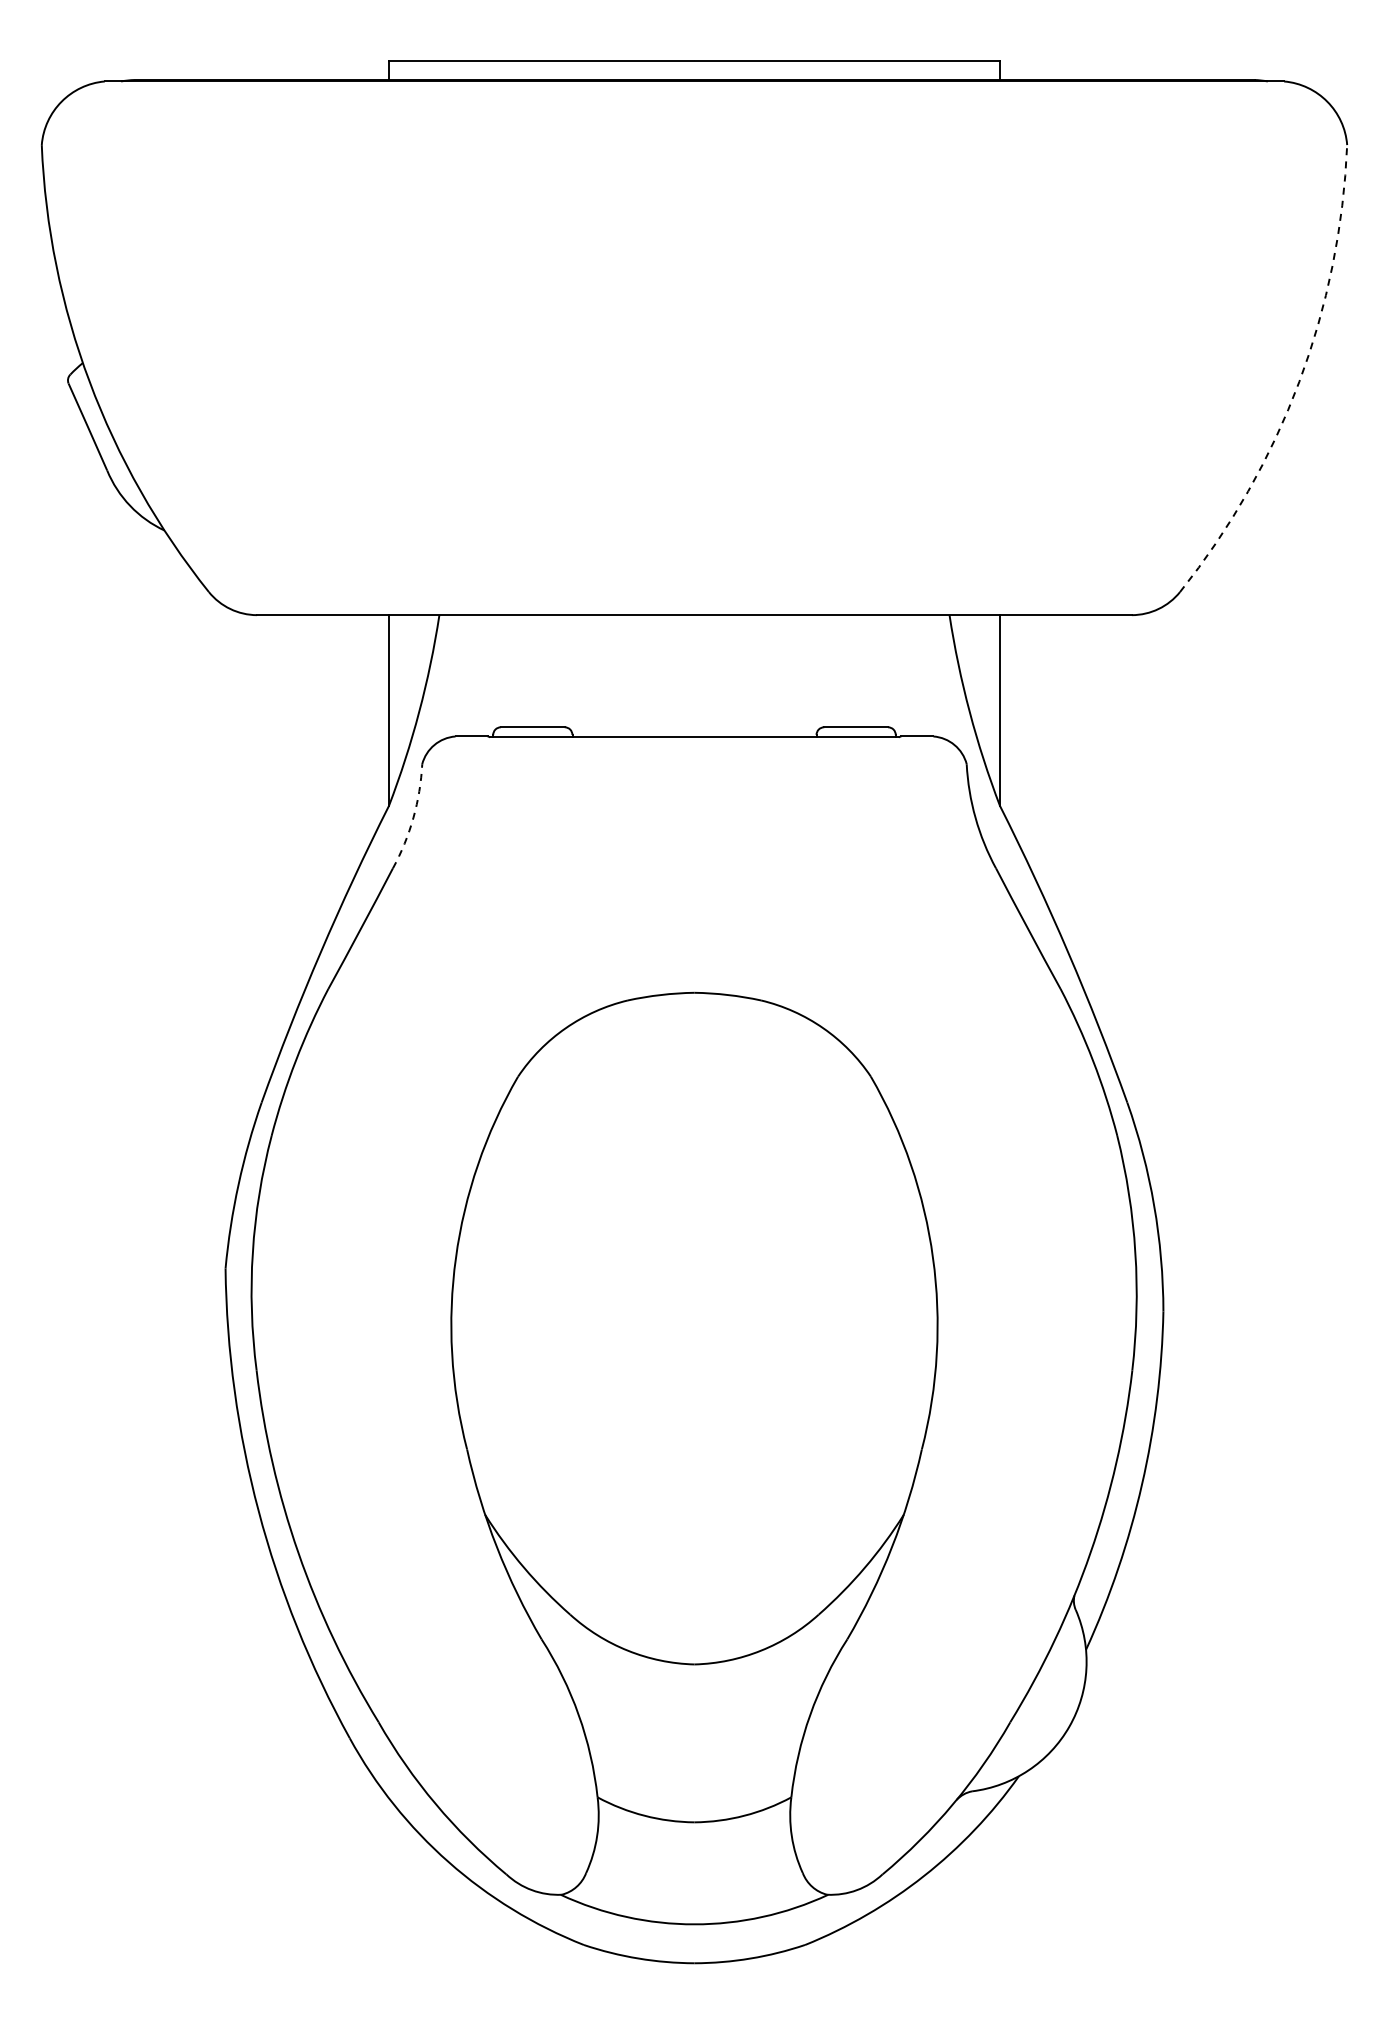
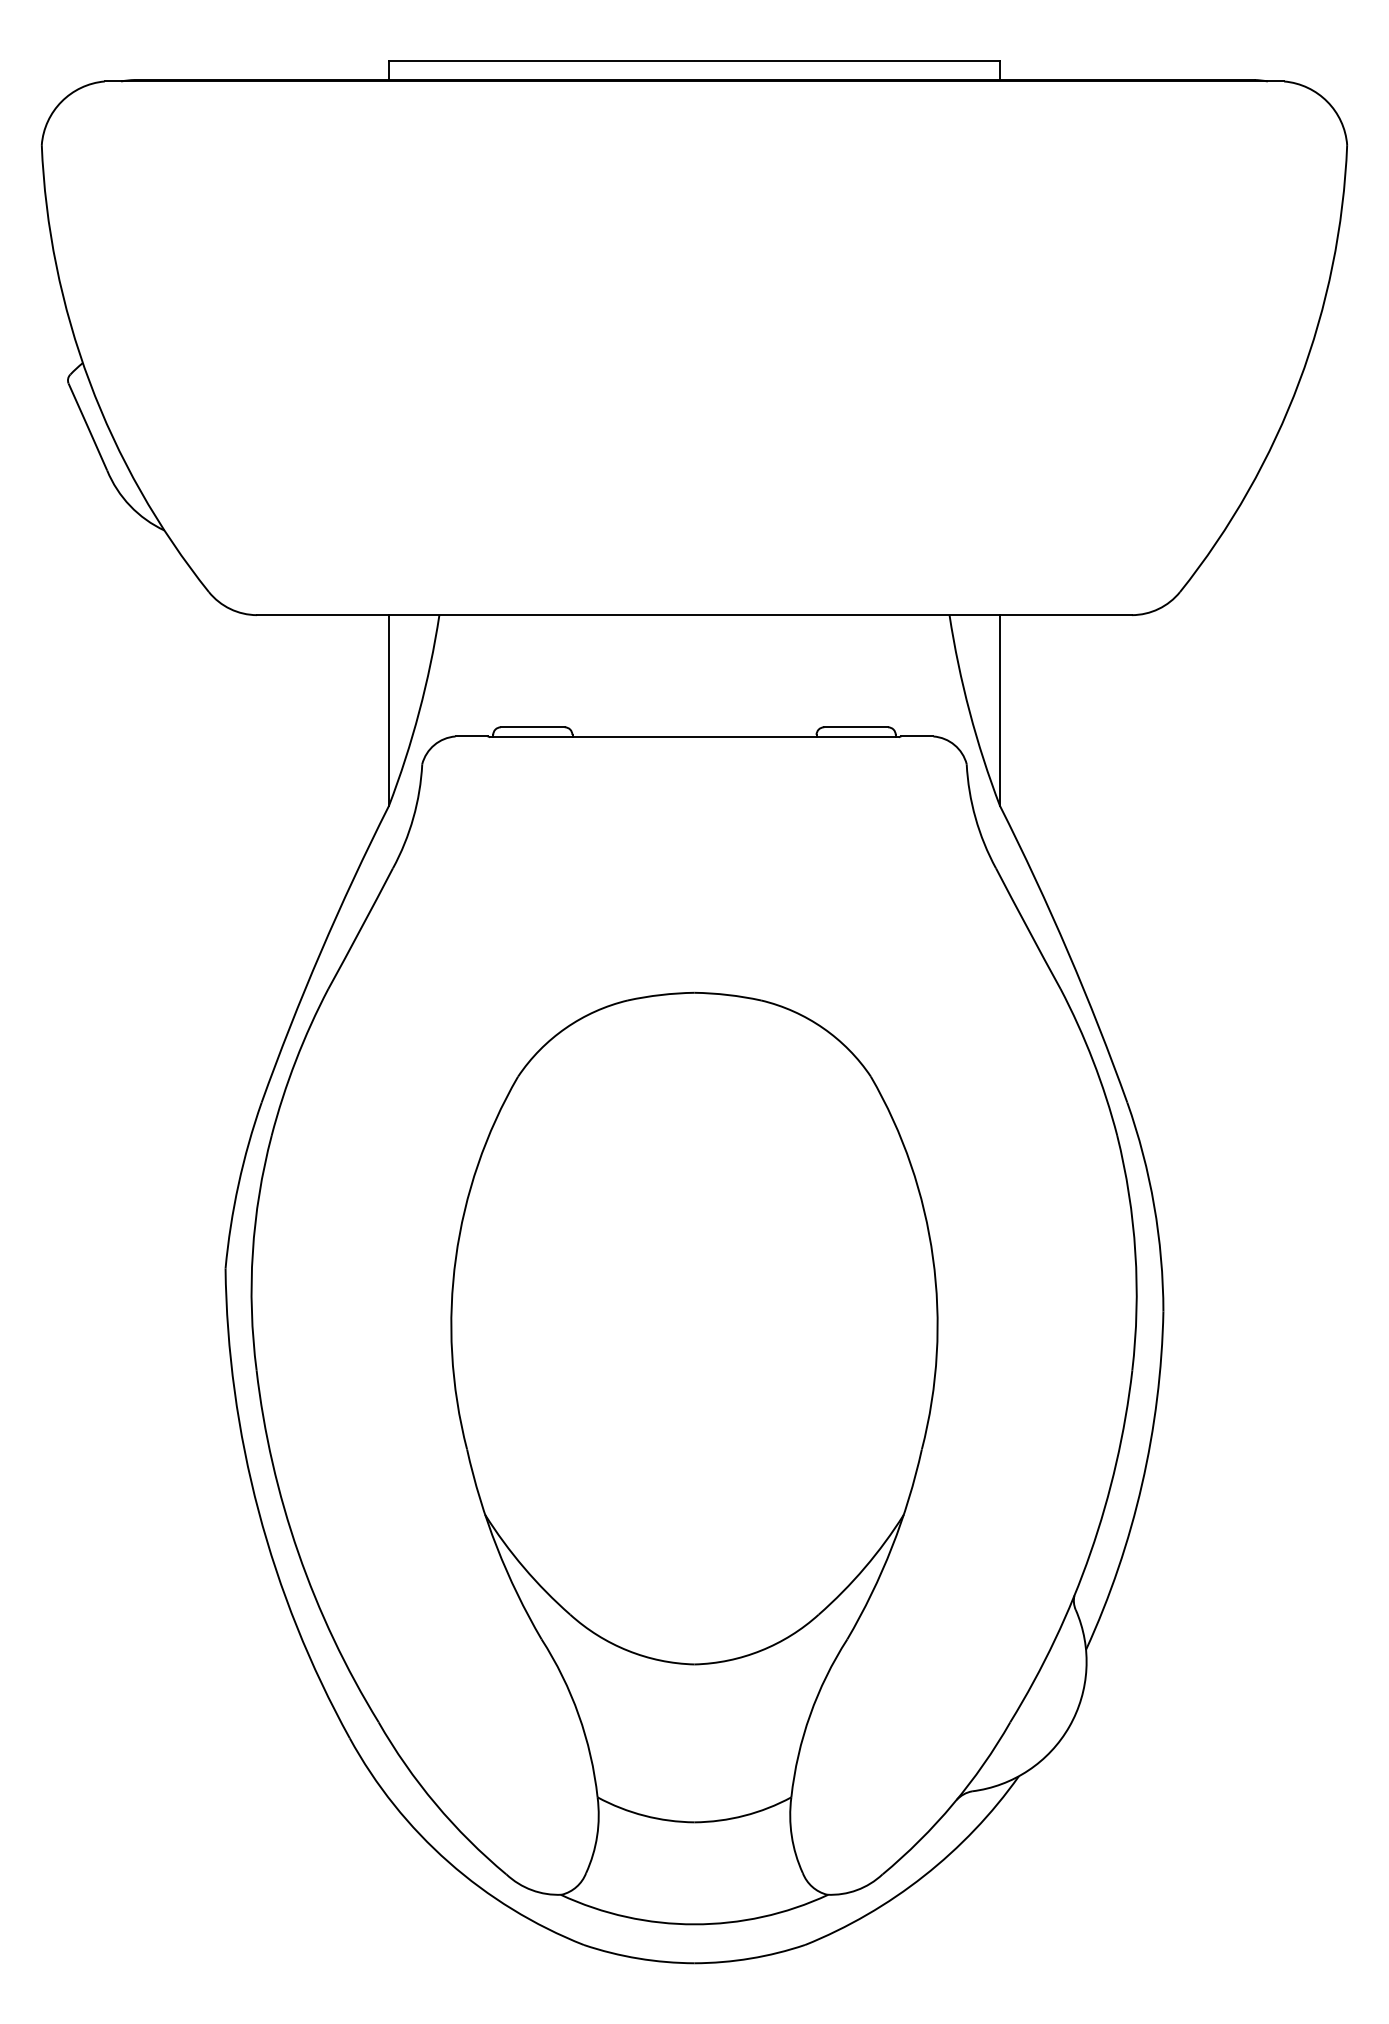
arc: dashed -> solid (1299, 381)
arc: dashed -> solid (413, 817)
